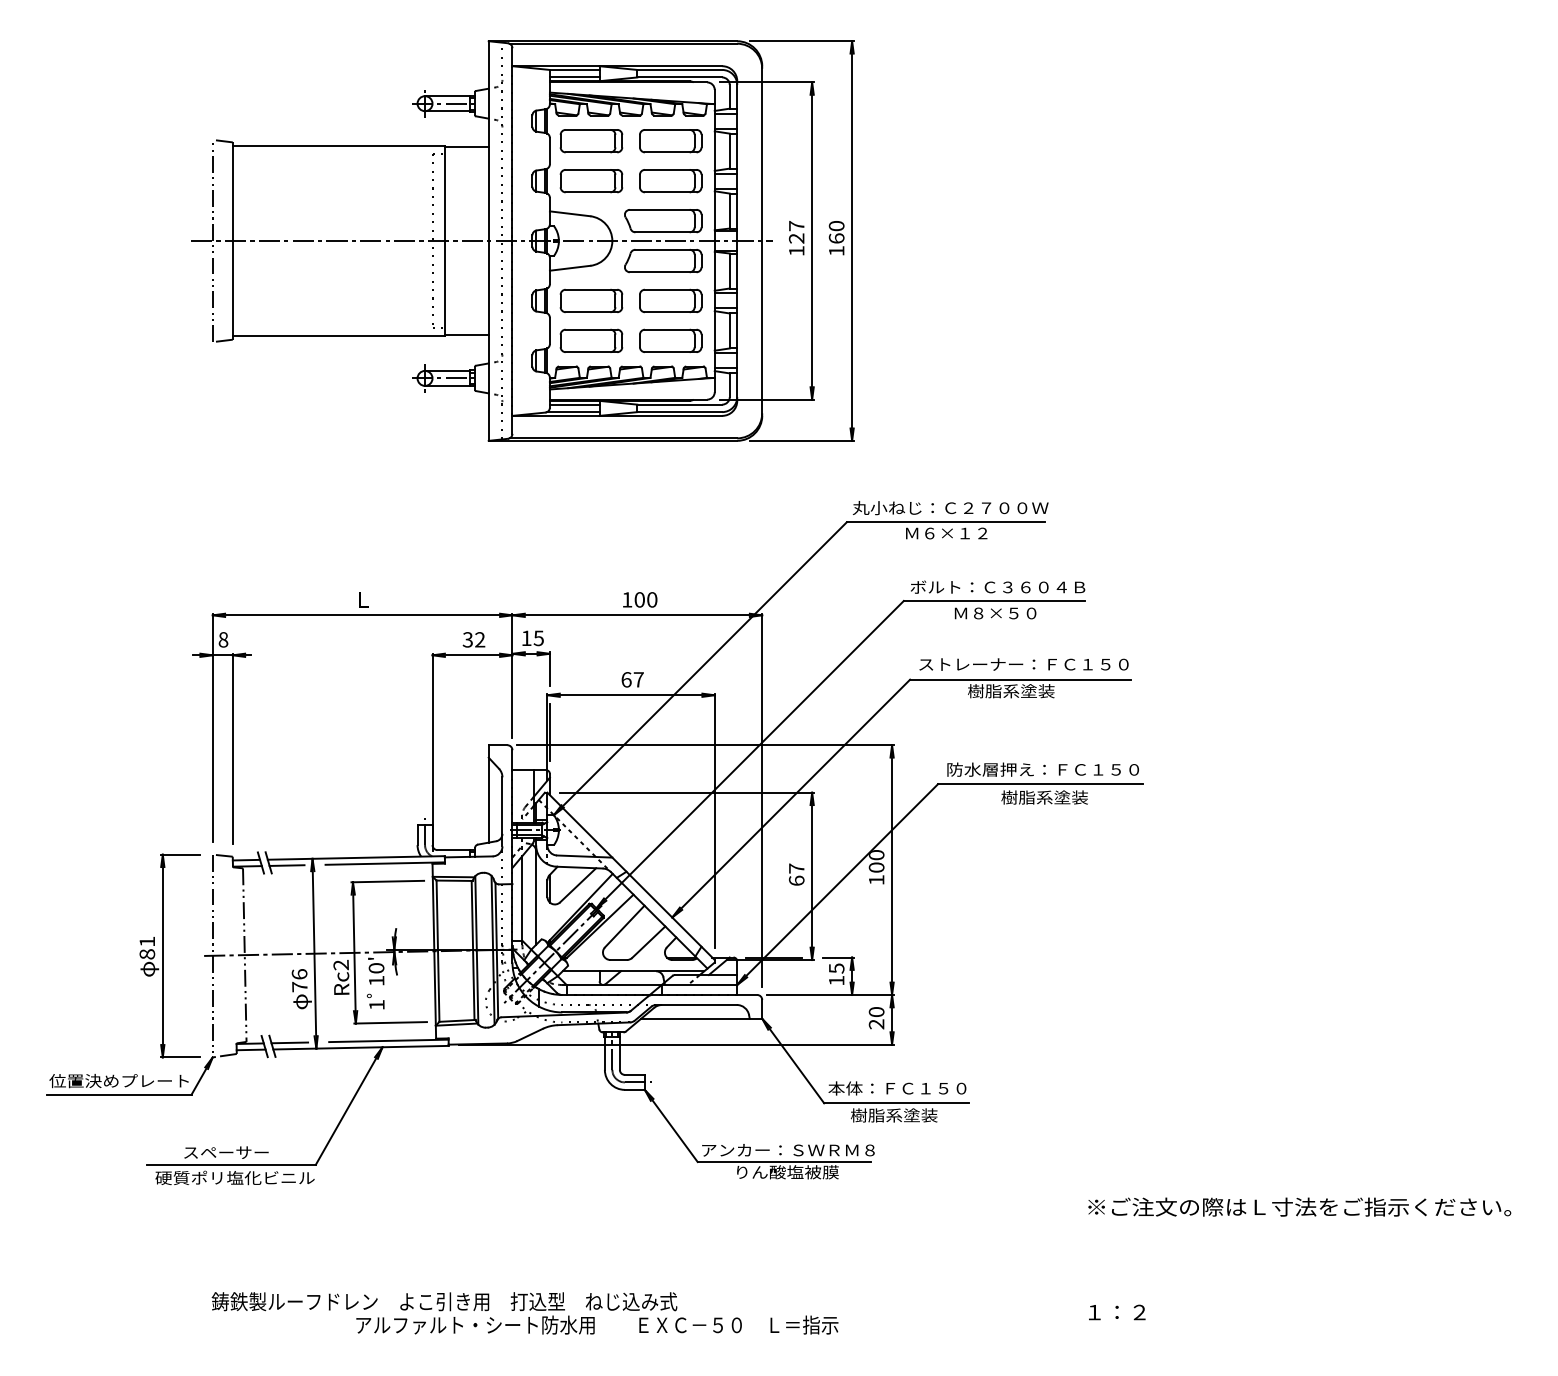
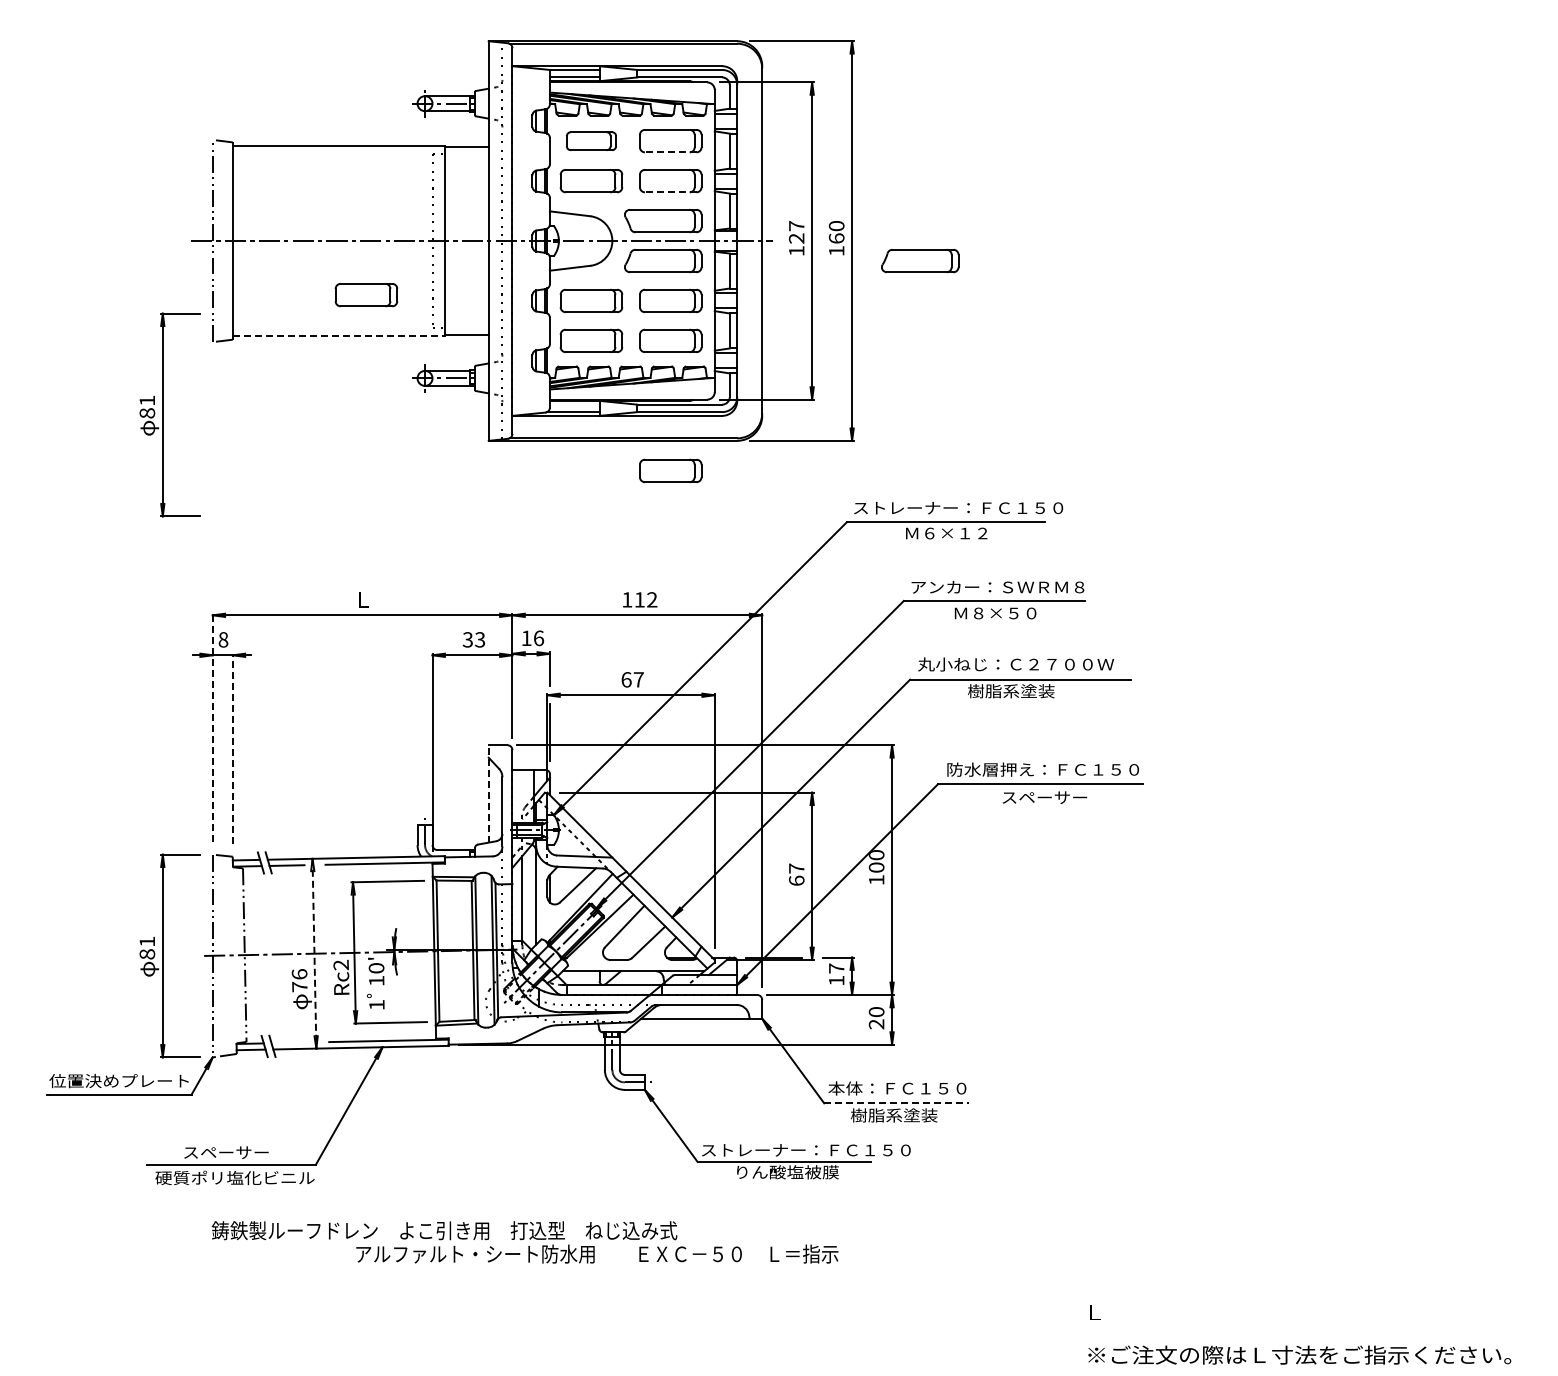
part size: 65x25 px -> 51x20 px (591, 140)
line: solid -> dashed (670, 152)
line: solid -> dashed (670, 192)
part: none -> present (920, 261)
part: none -> present (366, 295)
line: solid -> dashed (339, 335)
line: present -> none (574, 404)
part: none -> present (169, 414)
part: none -> present (670, 470)
text: 丸小ねじ：Ｃ２７００Ｗ -> ストレーナー：ＦＣ１５０ (957, 508)
text: ボルト：Ｃ３６０４Ｂ -> アンカー：ＳＷＲＭ８ (997, 586)
text: 100 -> 112 (645, 599)
text: 15 -> 16 (538, 638)
text: 32 -> 33 (480, 639)
text: ストレーナー：ＦＣ１５０ -> 丸小ねじ：Ｃ２７００Ｗ (1023, 664)
line: solid -> dashed (212, 727)
line: solid -> dashed (232, 748)
line: solid -> dashed (488, 793)
text: 樹脂系塗装 -> スペーサー (1044, 797)
line: solid -> dashed (314, 953)
text: 15 -> 17 (836, 968)
line: present -> none (289, 1042)
line: solid -> dashed (897, 1103)
text: アンカー：ＳＷＲＭ８ -> ストレーナー：ＦＣ１５０ (806, 1150)
text position: (1299, 1206) -> (1299, 1354) (1299, 1354)
text: １：２ -> Ｌ (1117, 1312)
text position: (524, 1313) -> (524, 1242) (524, 1242)
